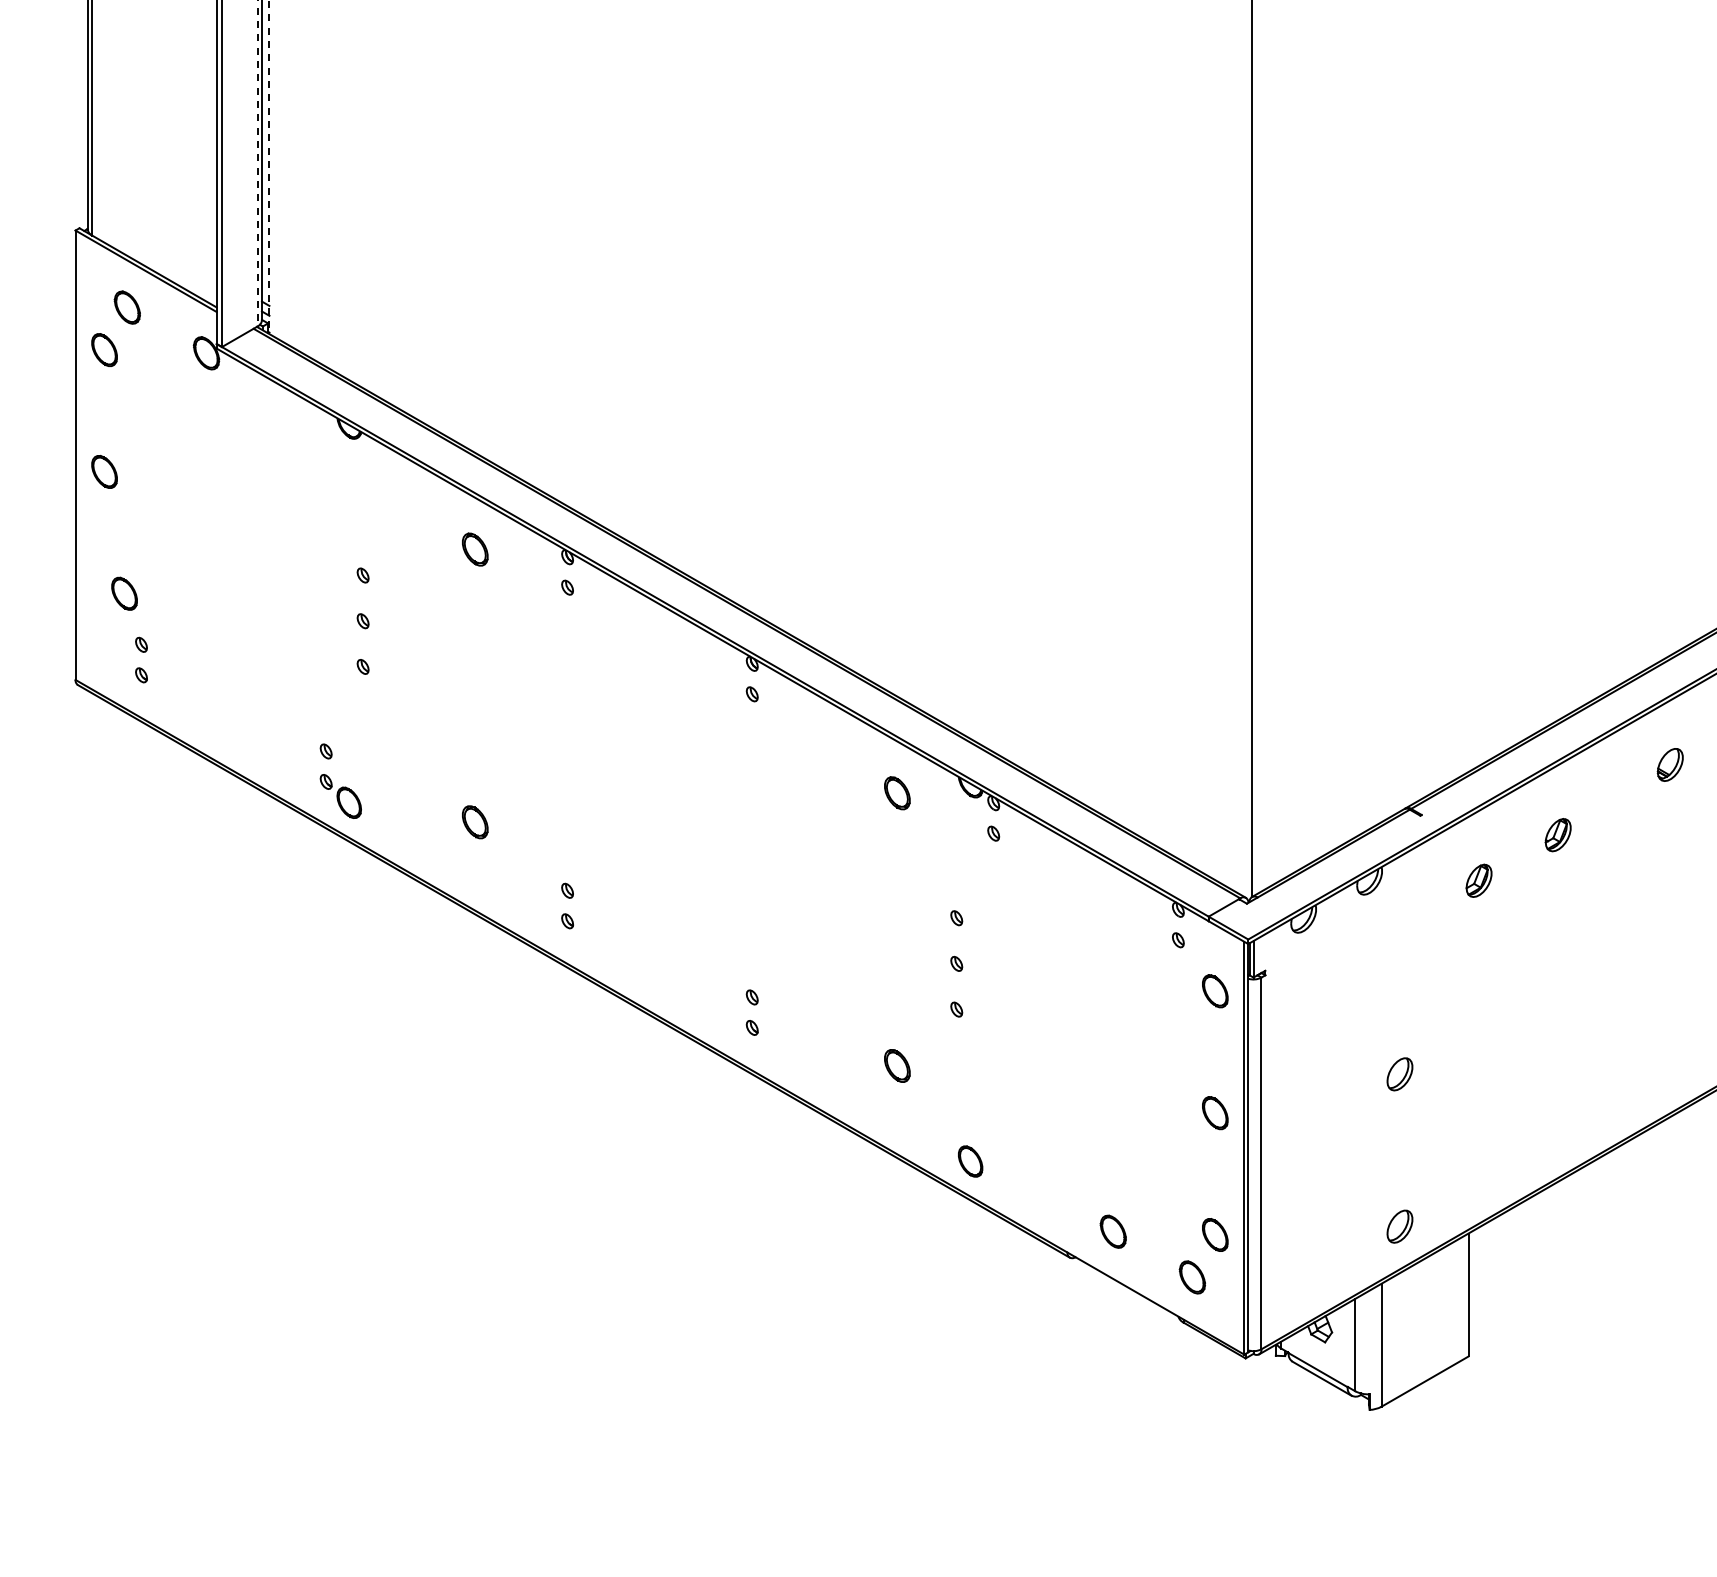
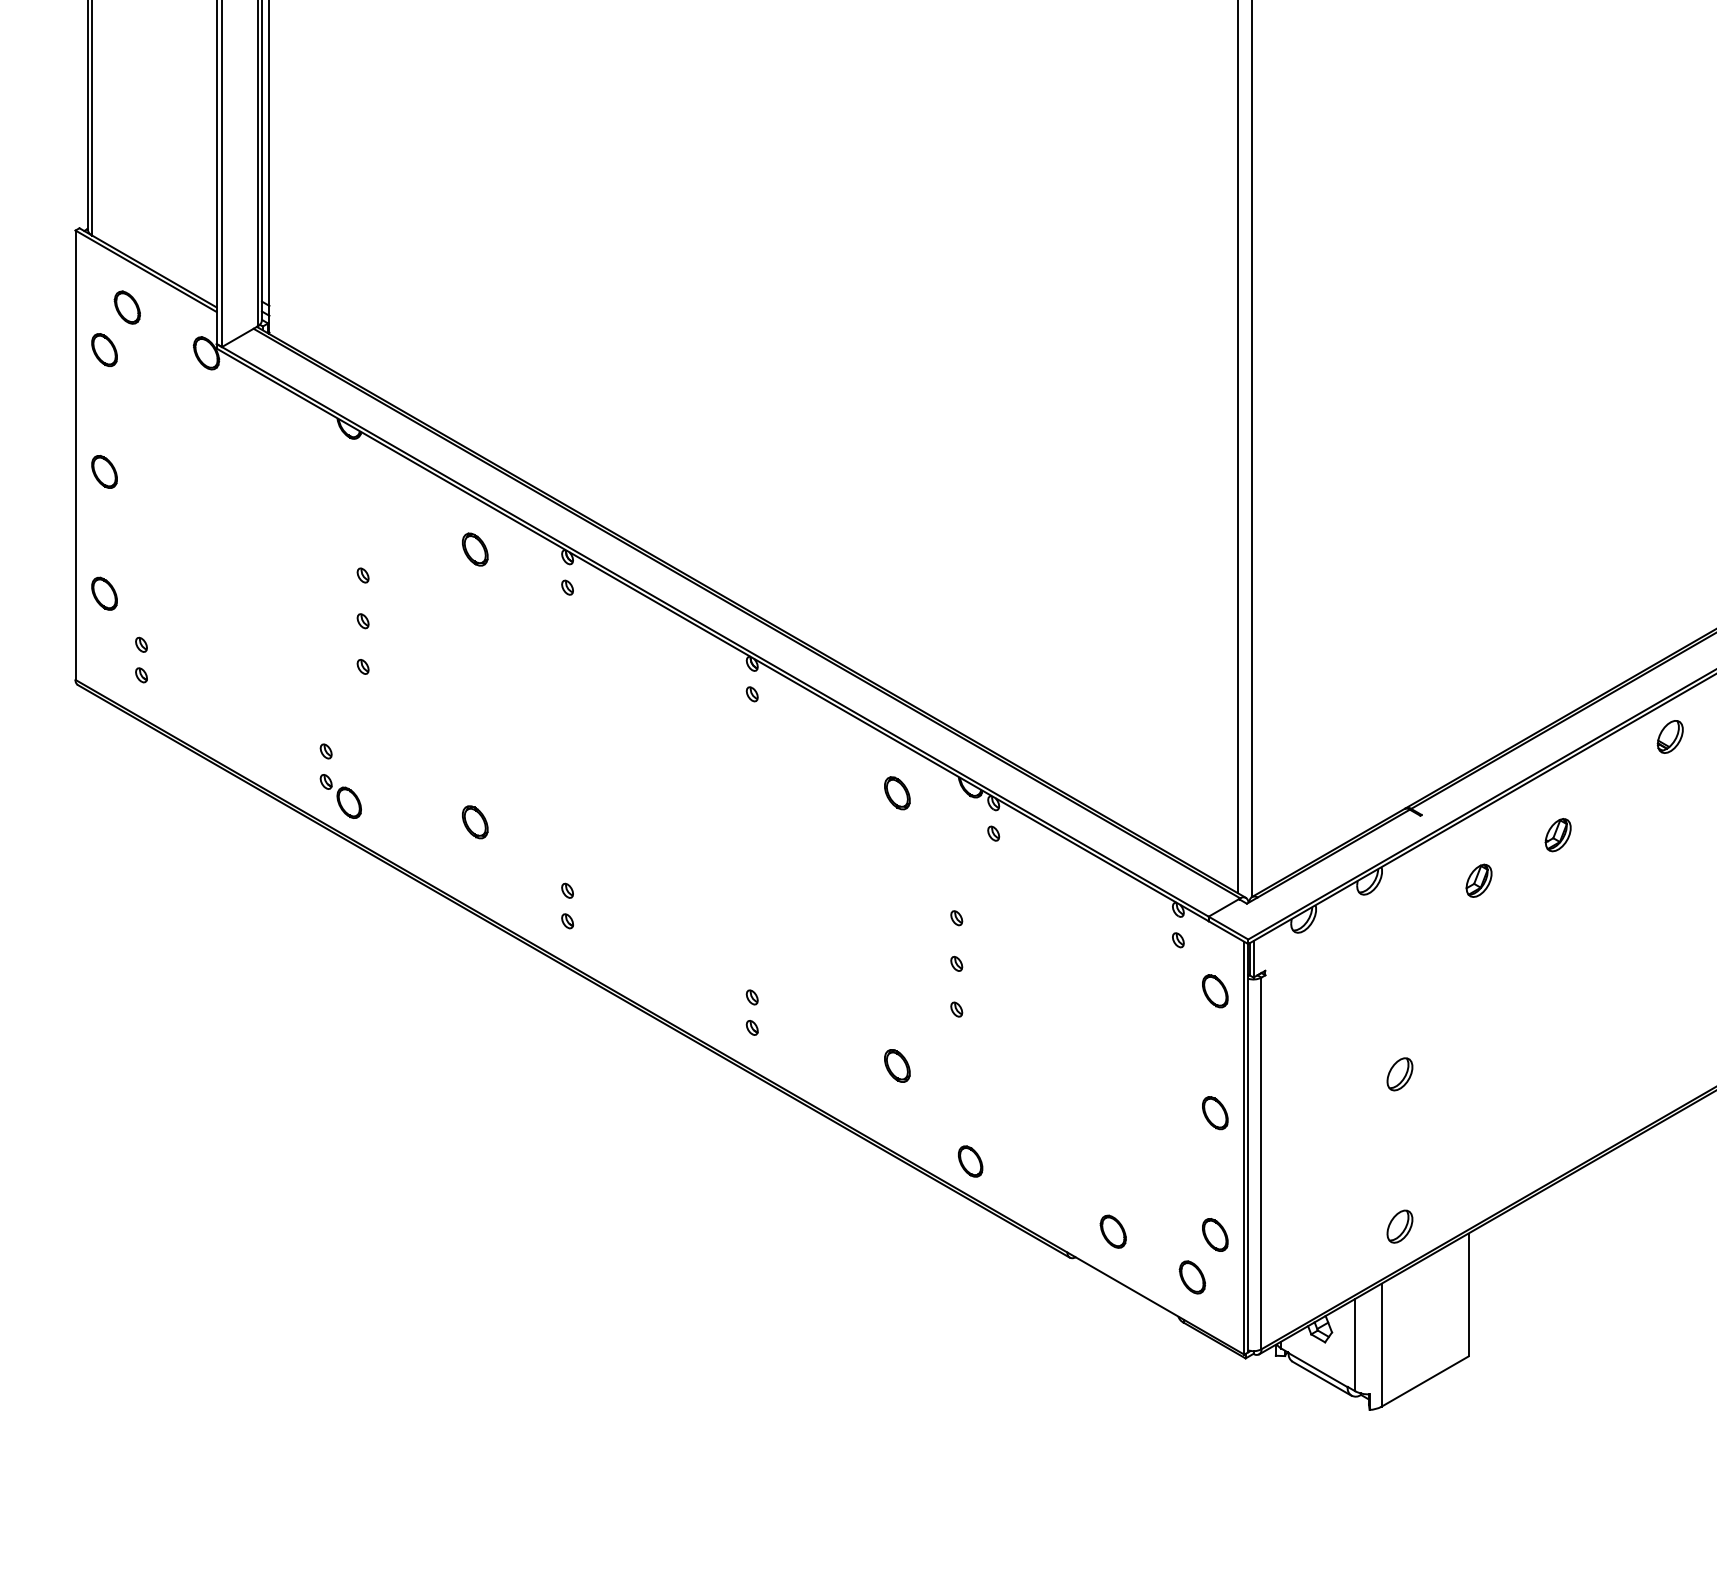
line: dashed -> solid (257, 163)
line: dashed -> solid (269, 167)
line: none -> present (1237, 447)
part position: (124, 593) -> (104, 593) (104, 593)
part position: (1669, 764) -> (1669, 736) (1669, 736)
